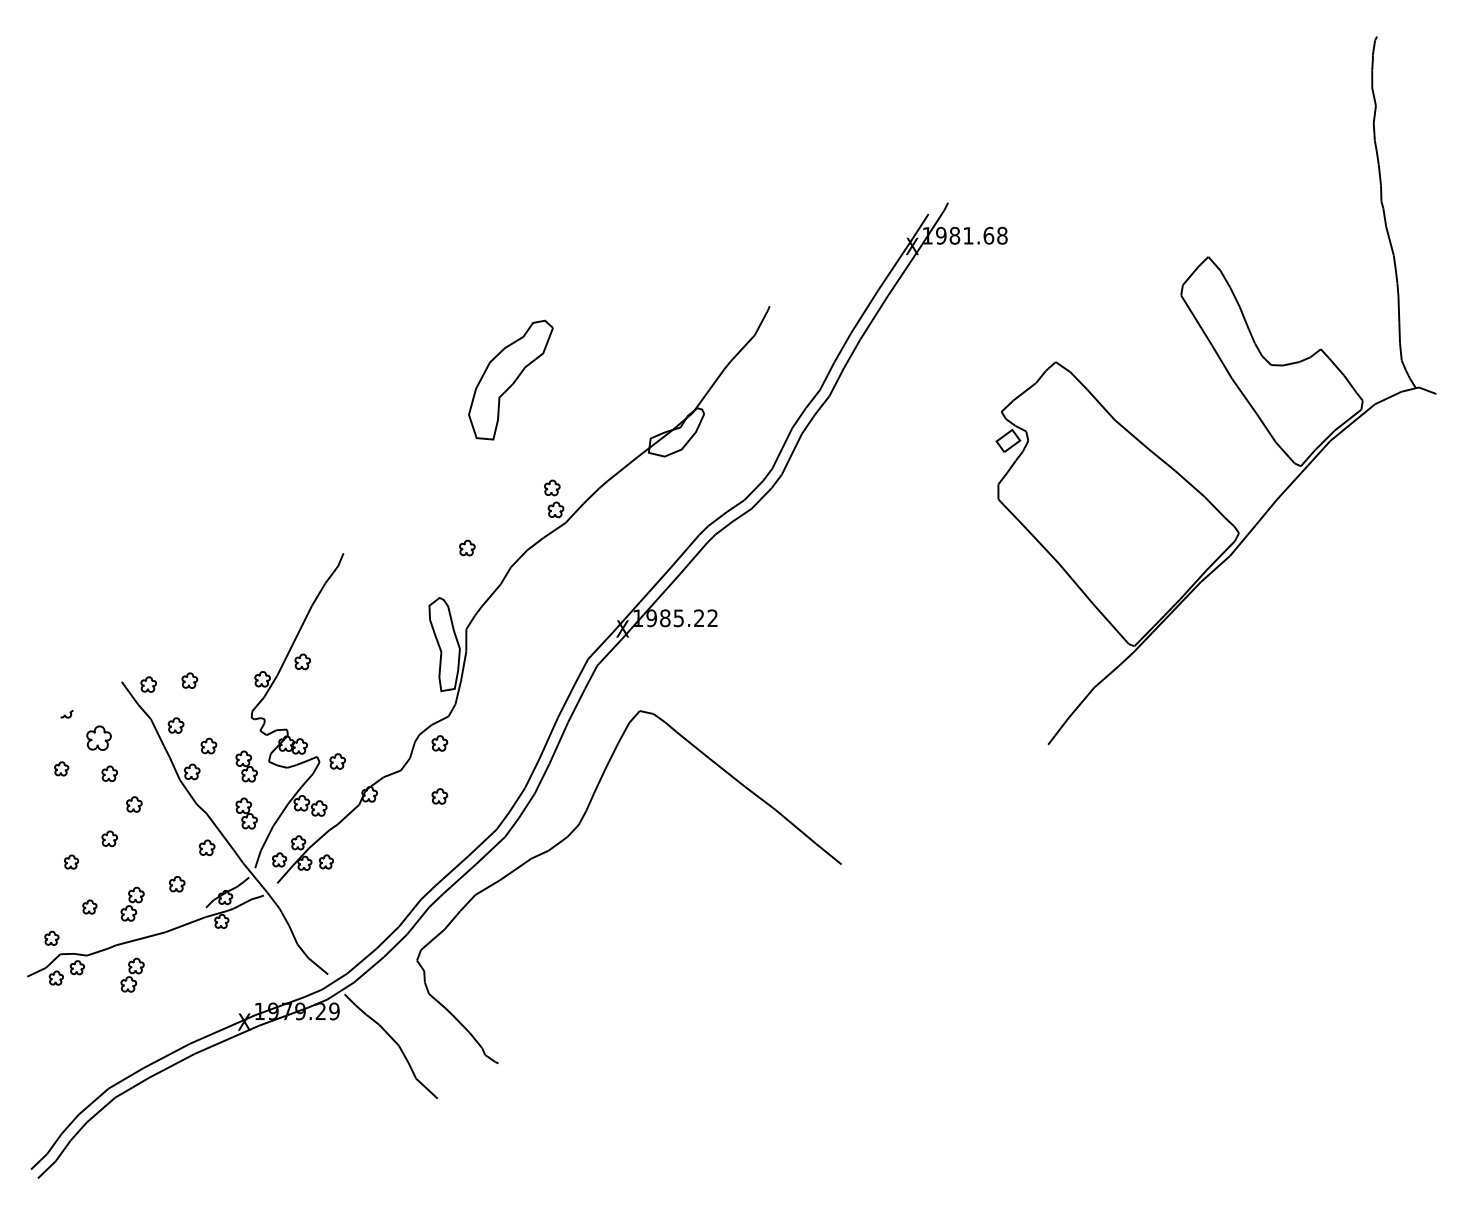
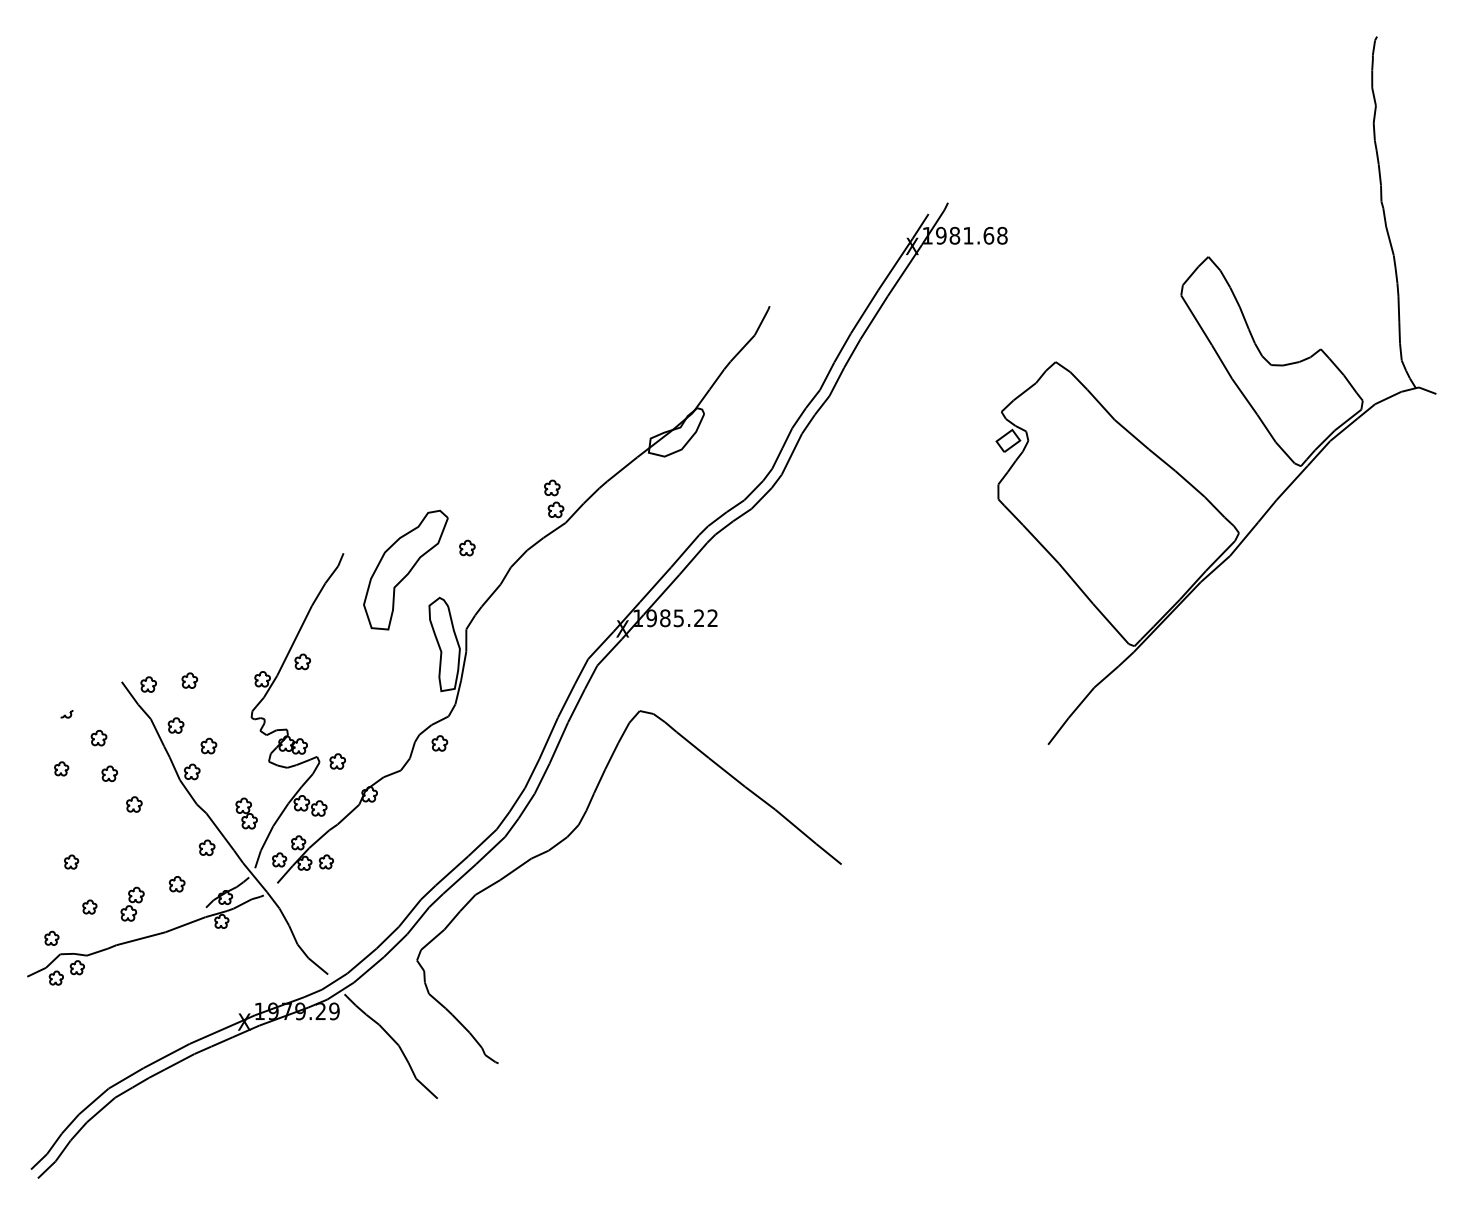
part position: (510, 379) -> (405, 569) (405, 569)
part size: 26x26 px -> 18x18 px (98, 737)
part: present -> none (246, 766)
part: present -> none (439, 796)
part: present -> none (109, 838)
part: present -> none (132, 974)
